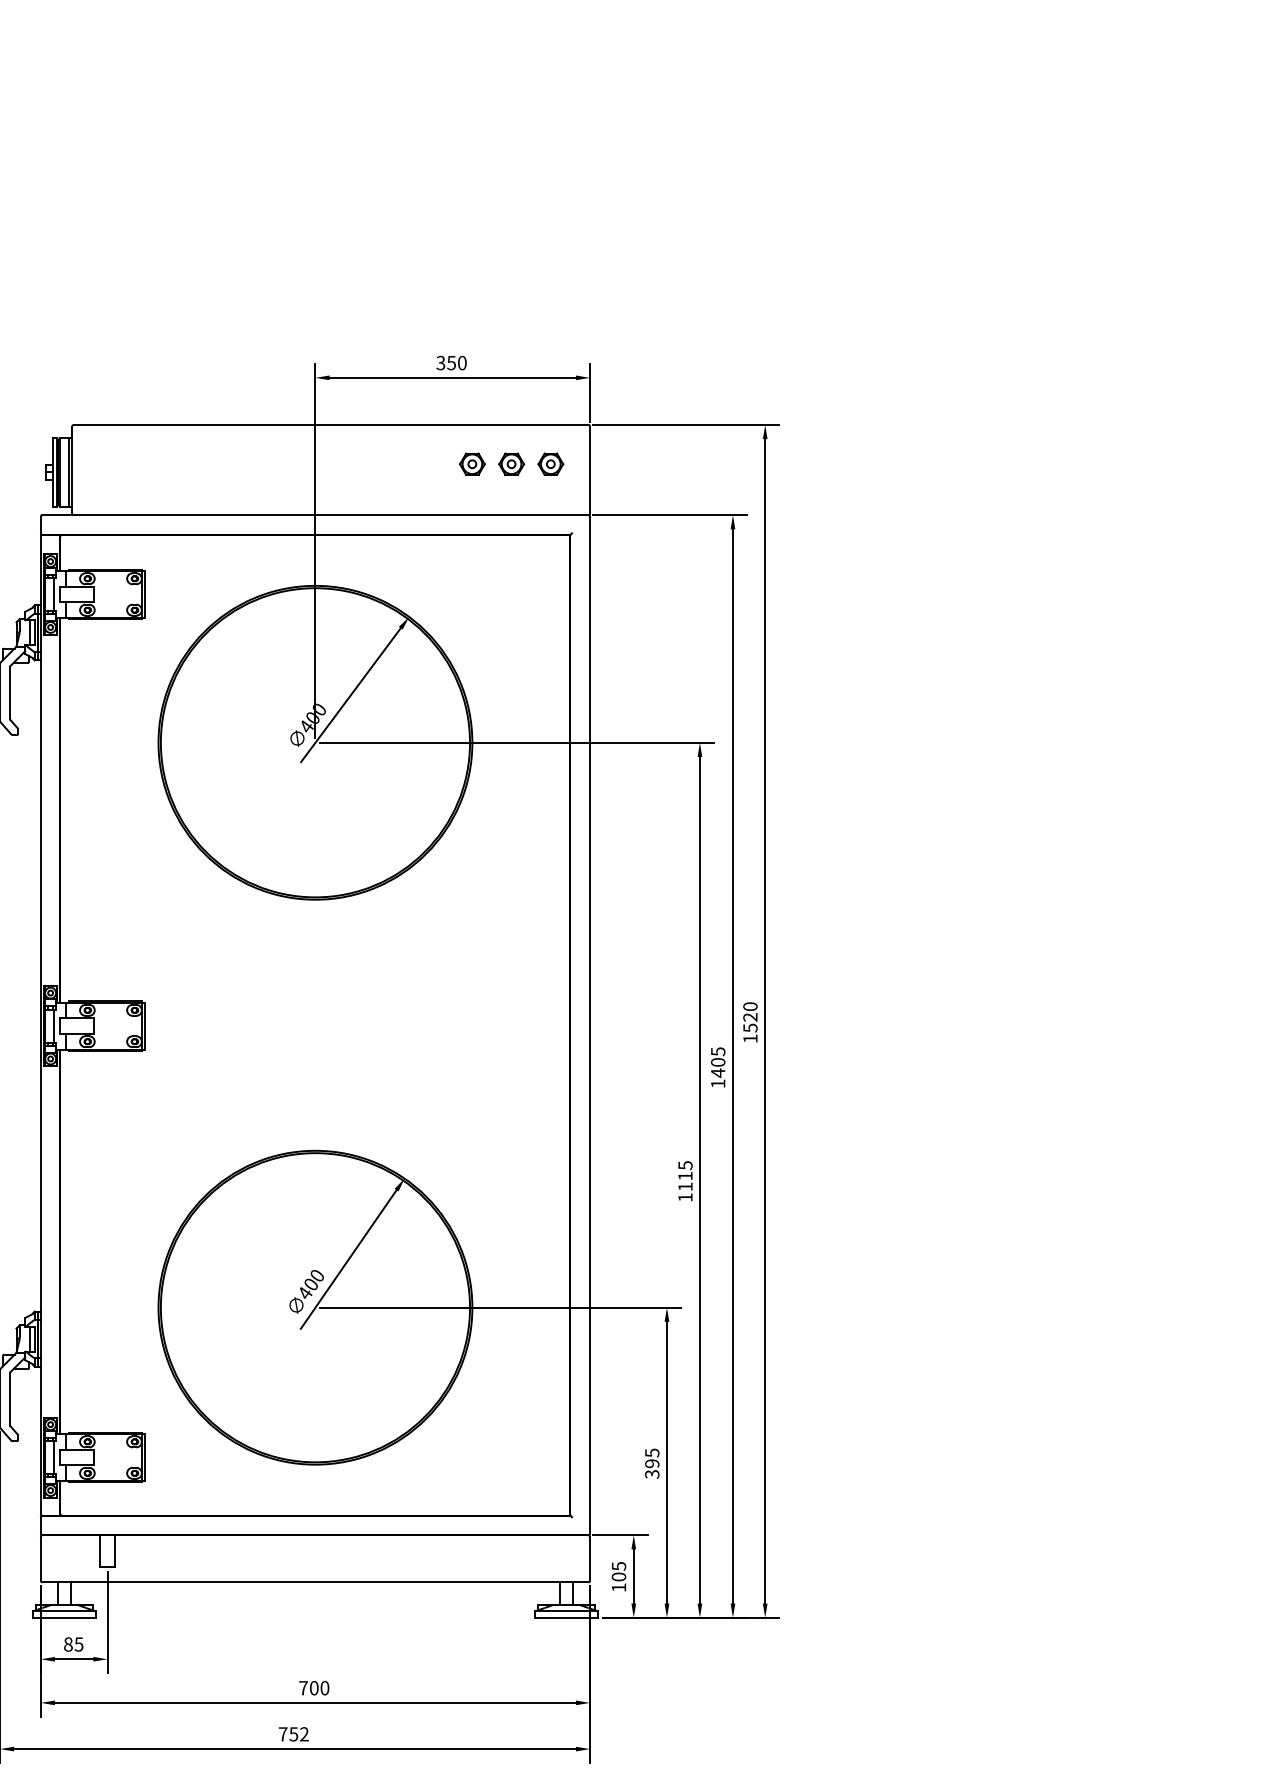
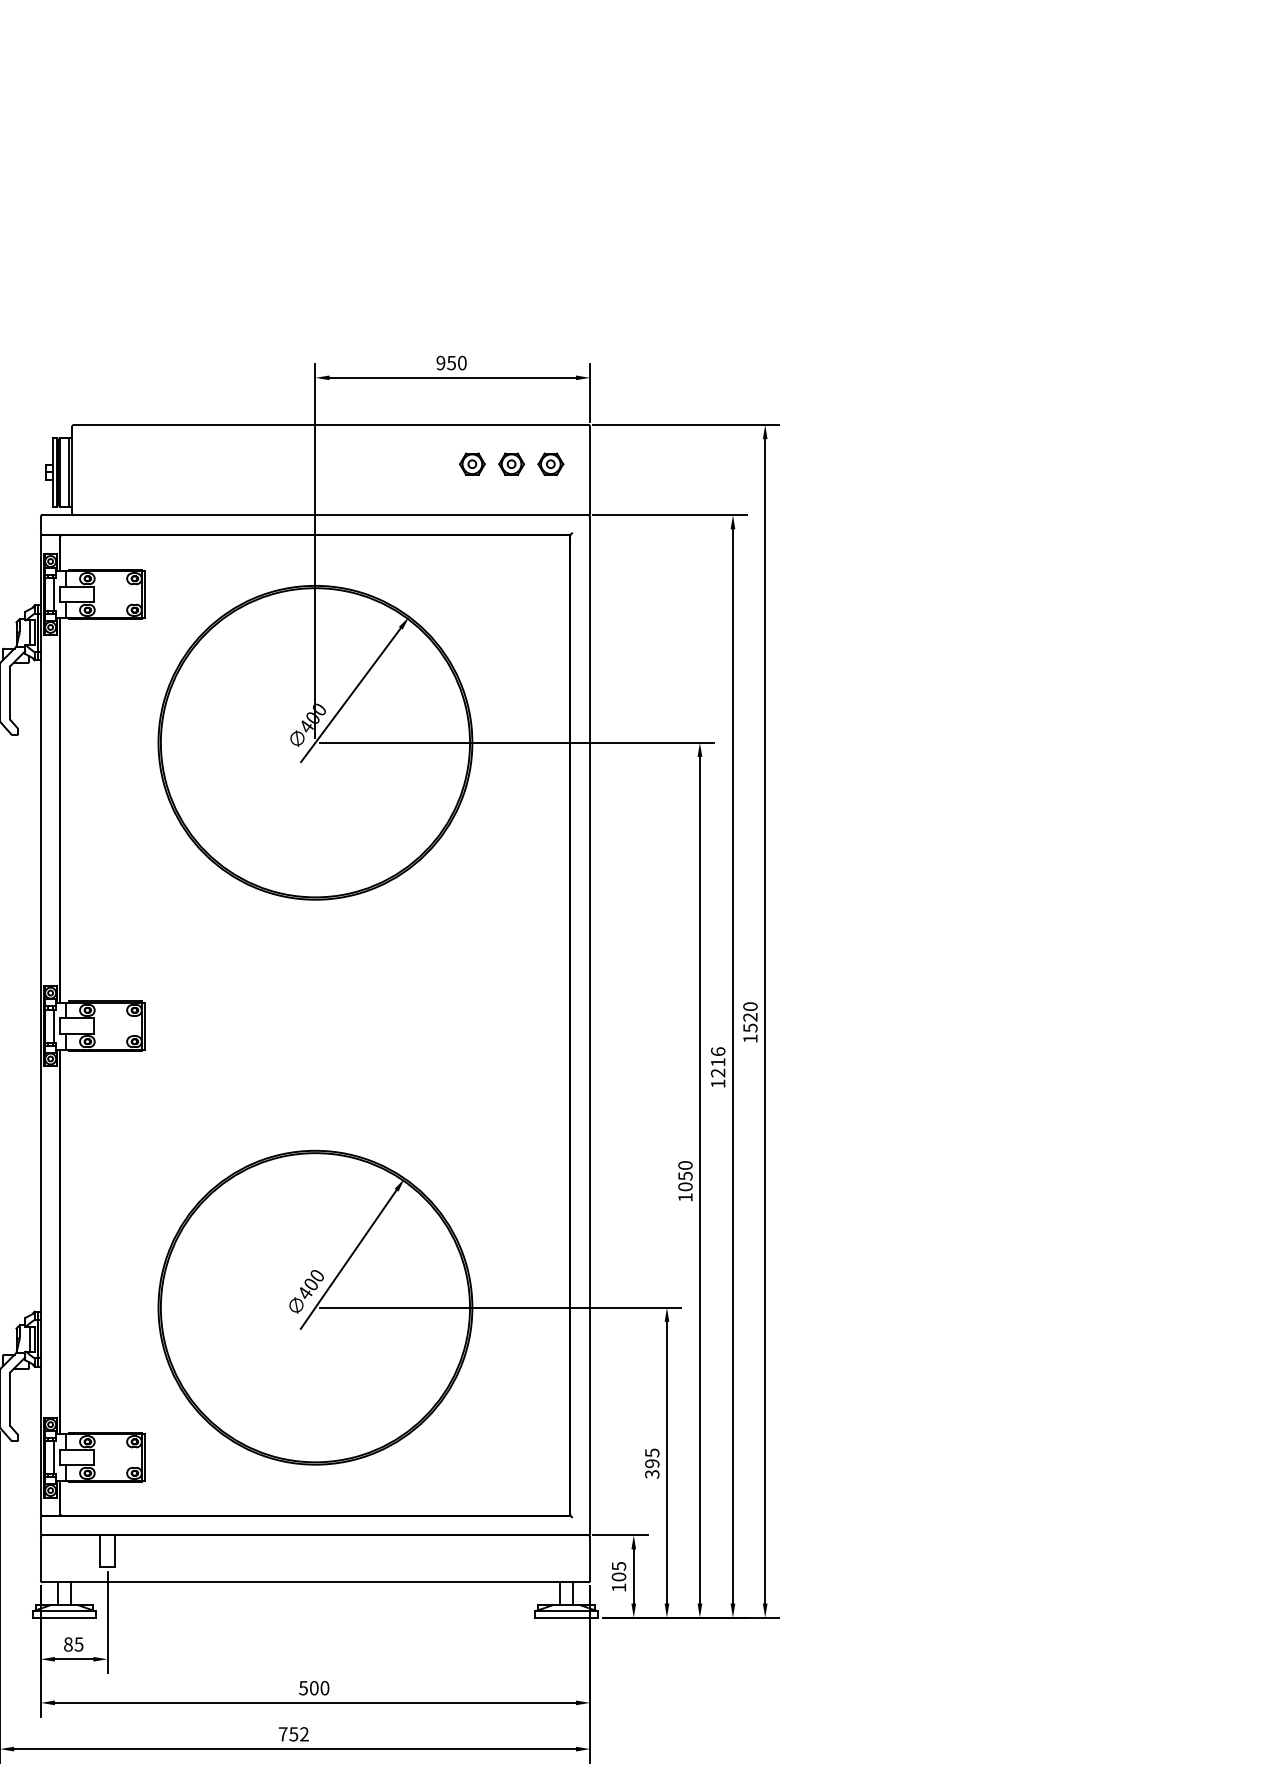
text: 350 -> 950 (440, 363)
text: 1405 -> 1216 (718, 1062)
text: 1115 -> 1050 (685, 1176)
text: 700 -> 500 (303, 1688)
